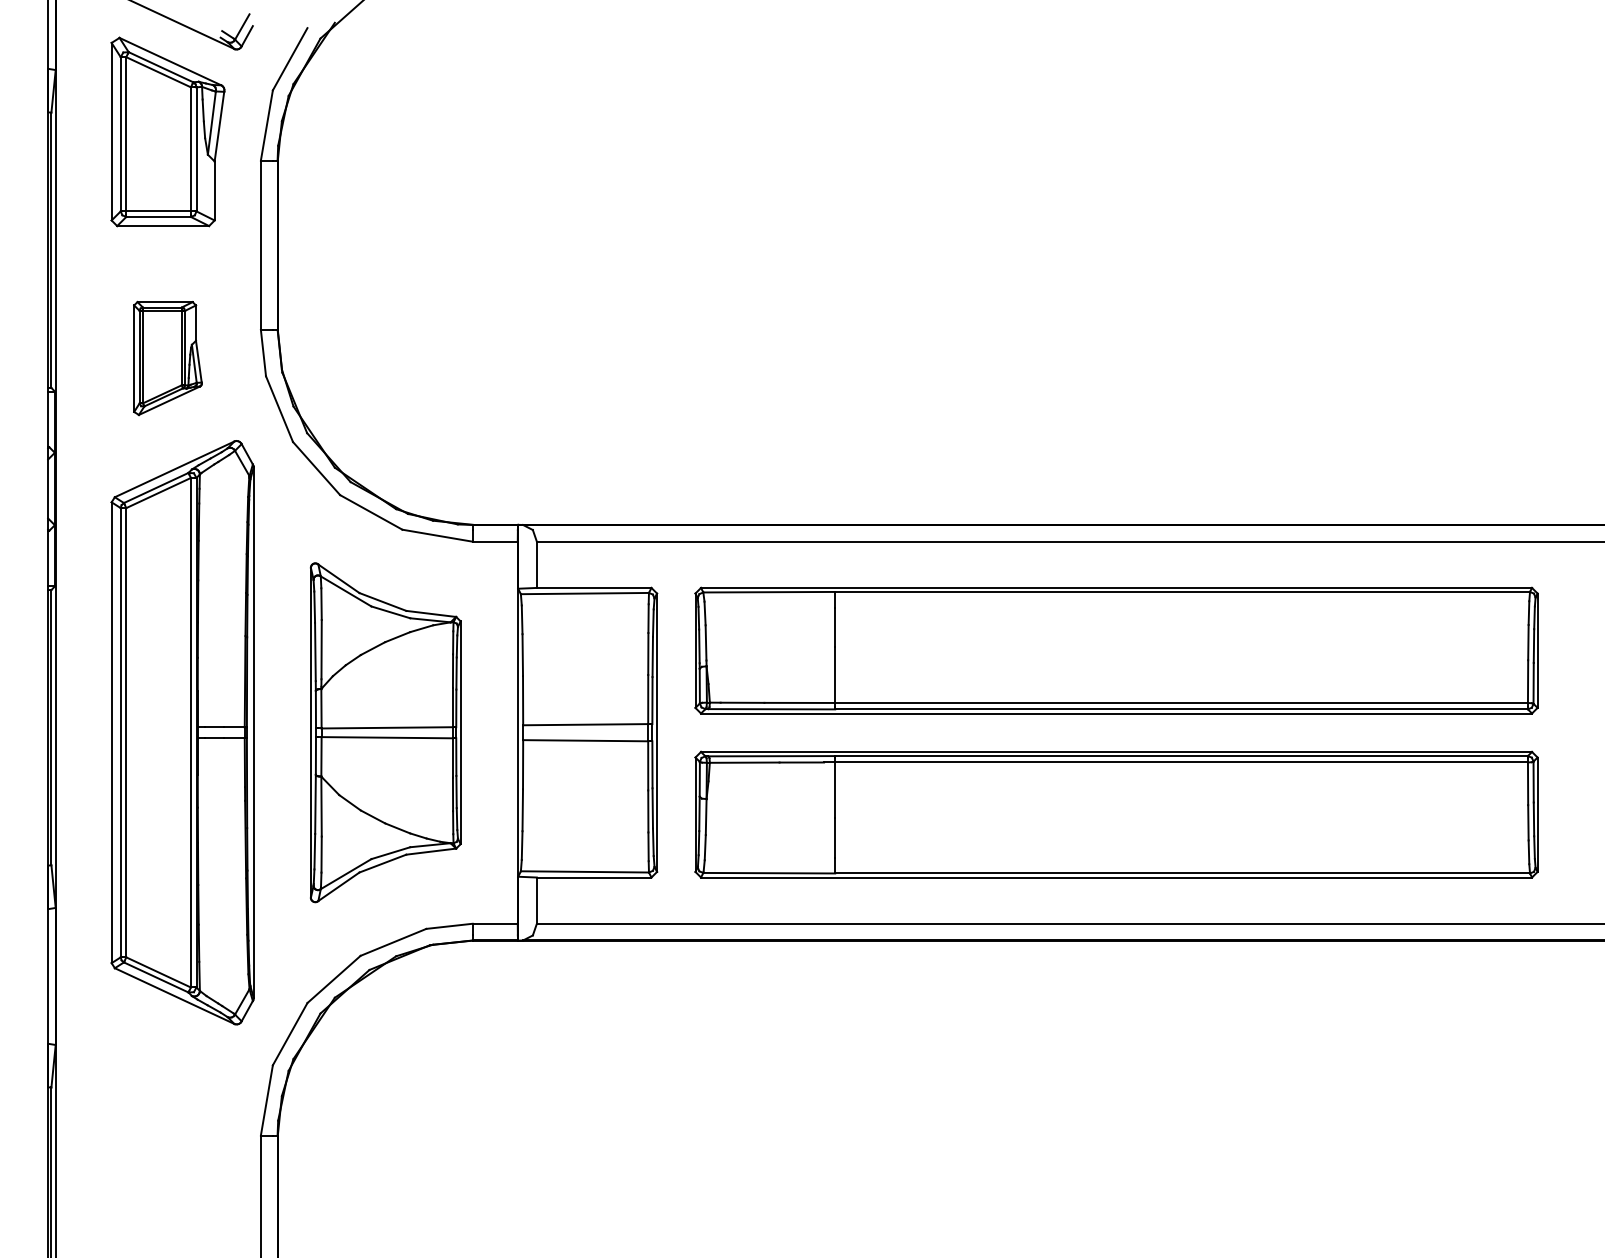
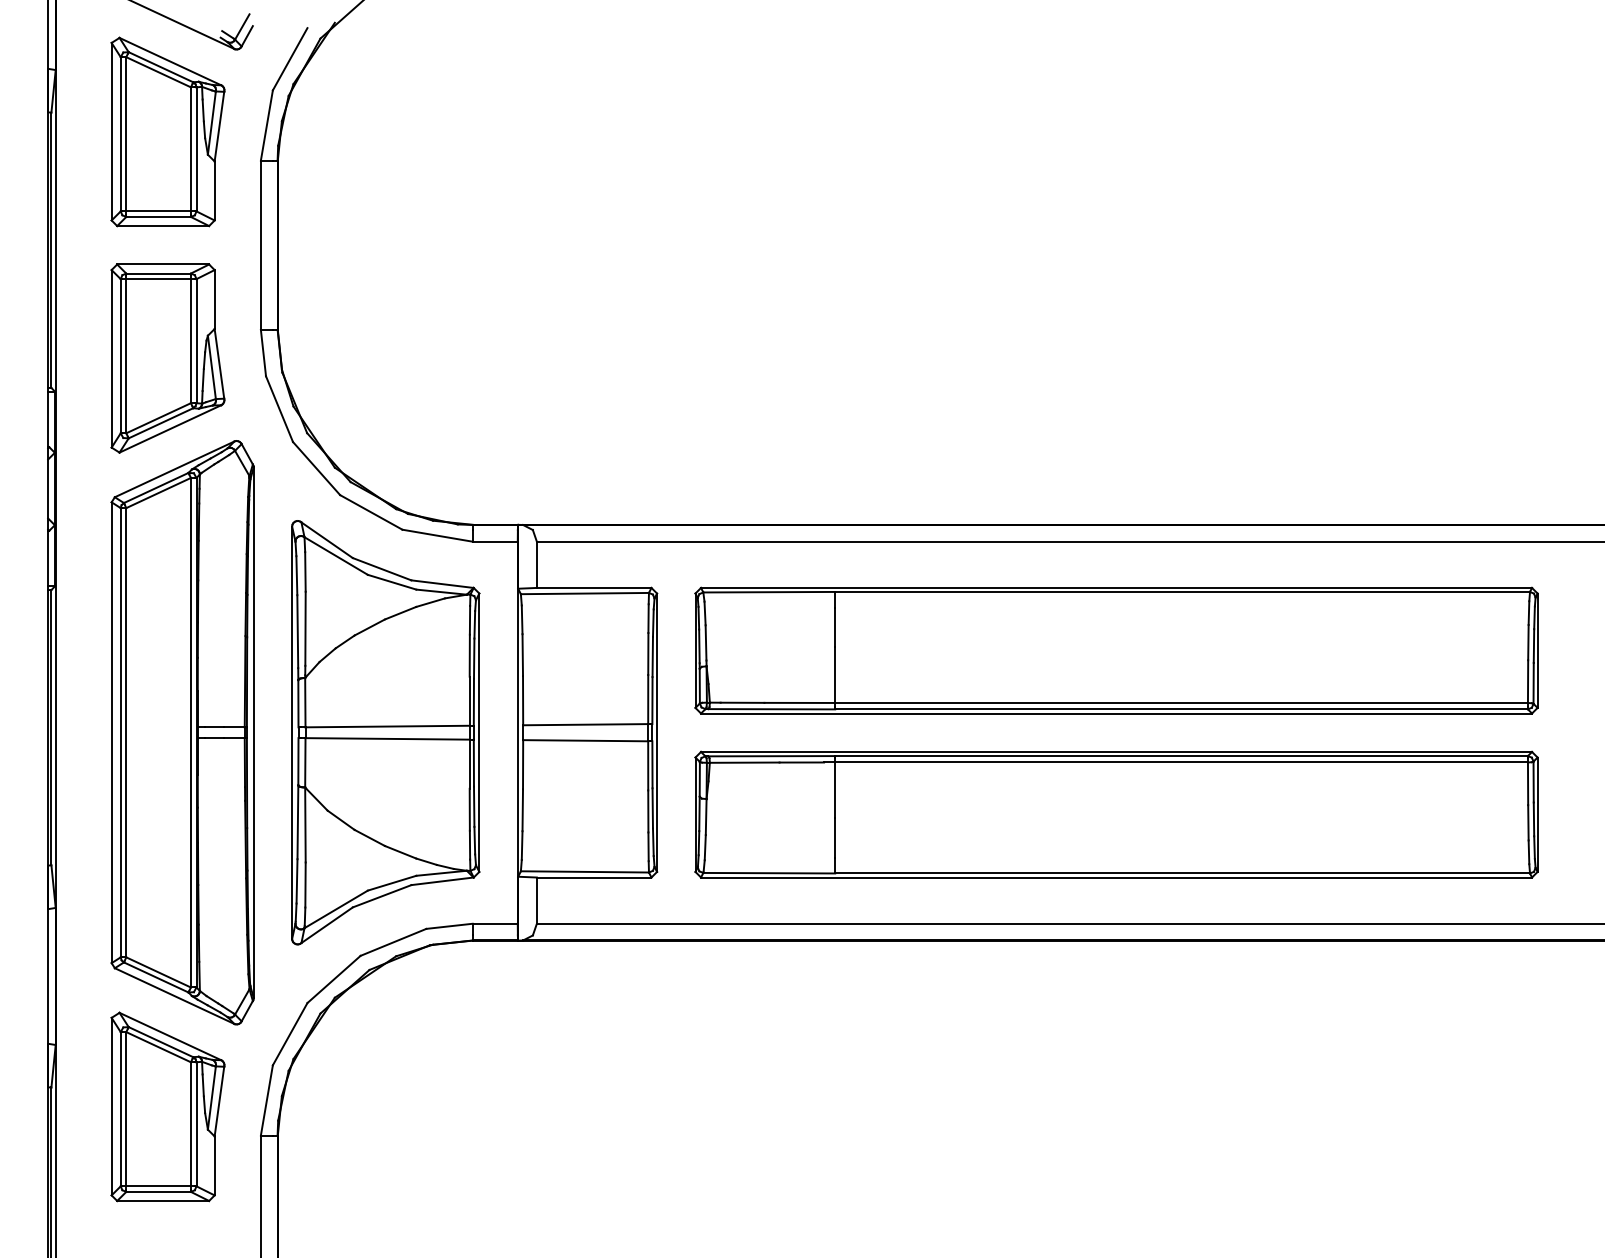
part size: 70x117 px -> 116x191 px (167, 358)
part size: 153x342 px -> 190x426 px (385, 732)
part: none -> present (167, 1106)
